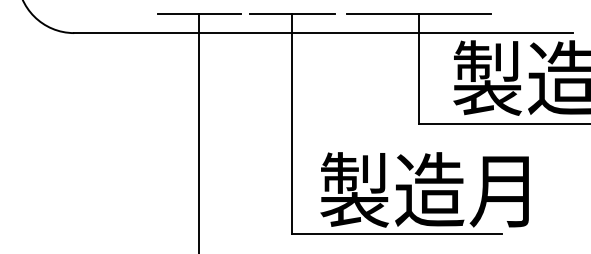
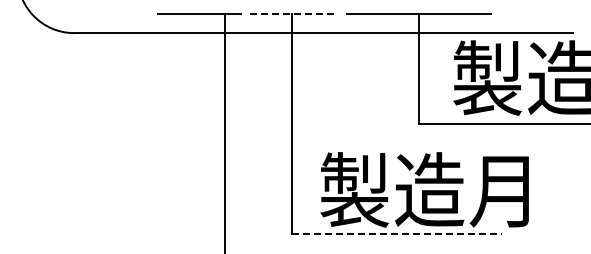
line: solid -> dashed (292, 14)
line position: (199, 132) -> (225, 132) (225, 132)
line: solid -> dashed (397, 234)
